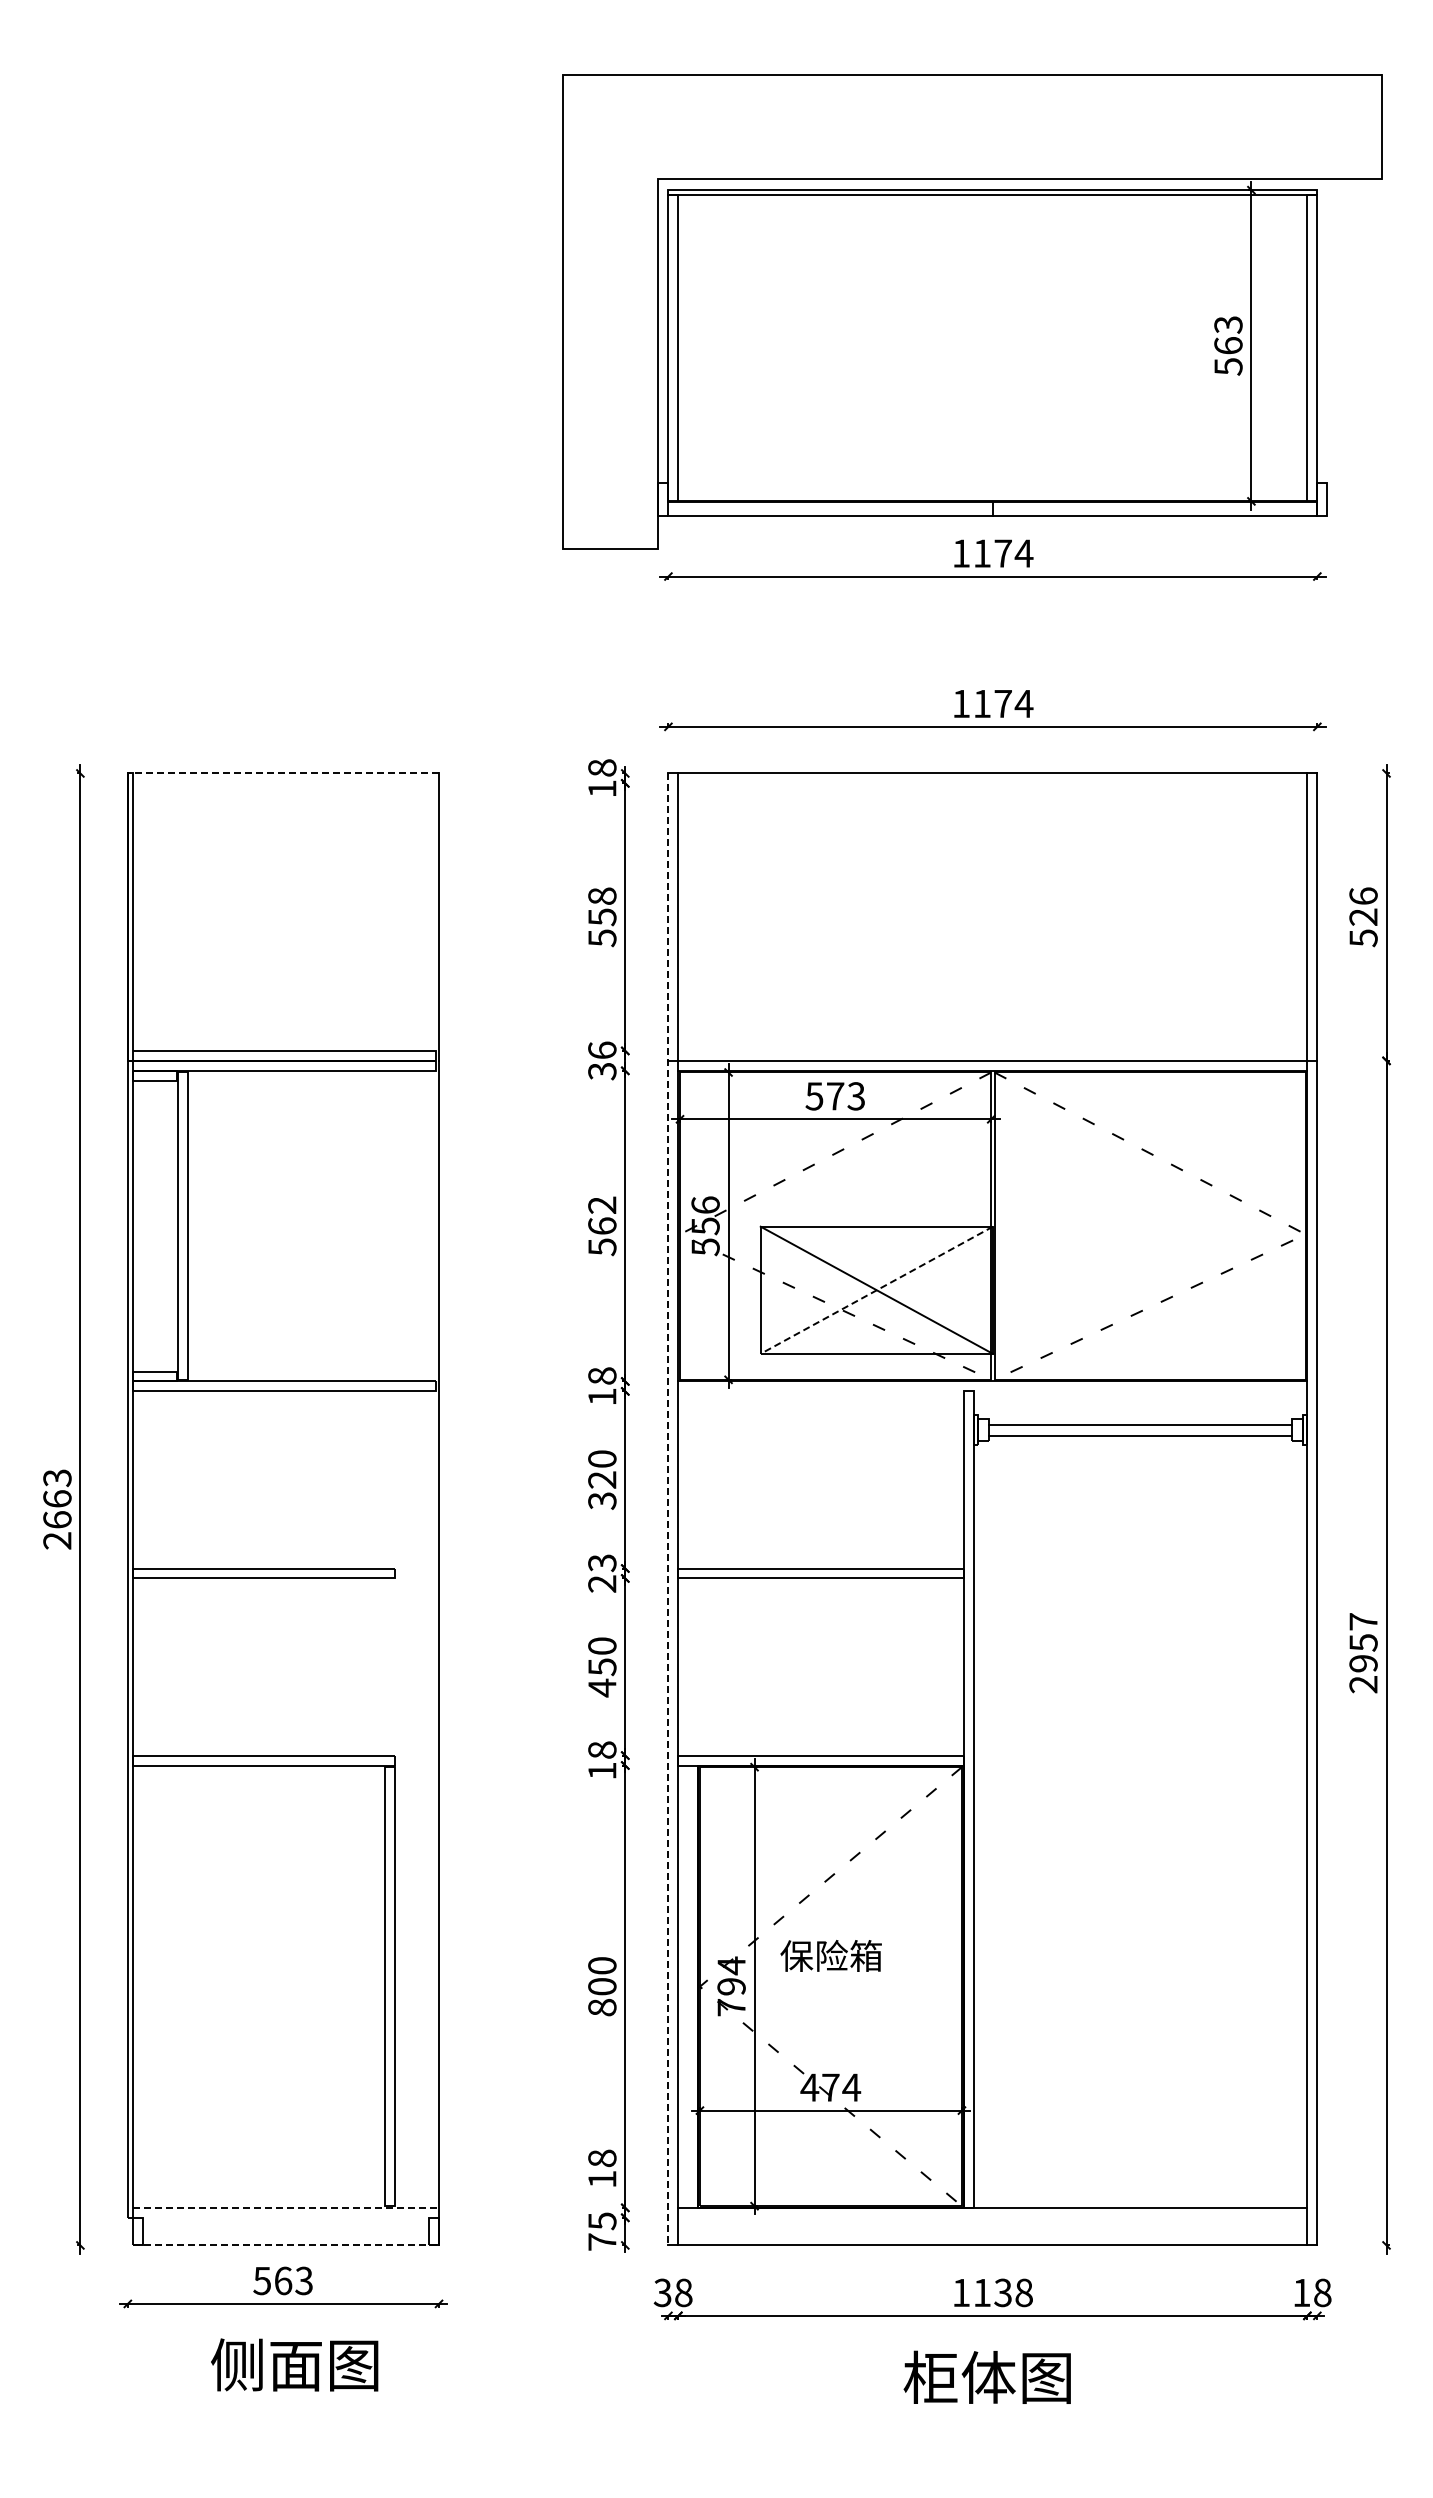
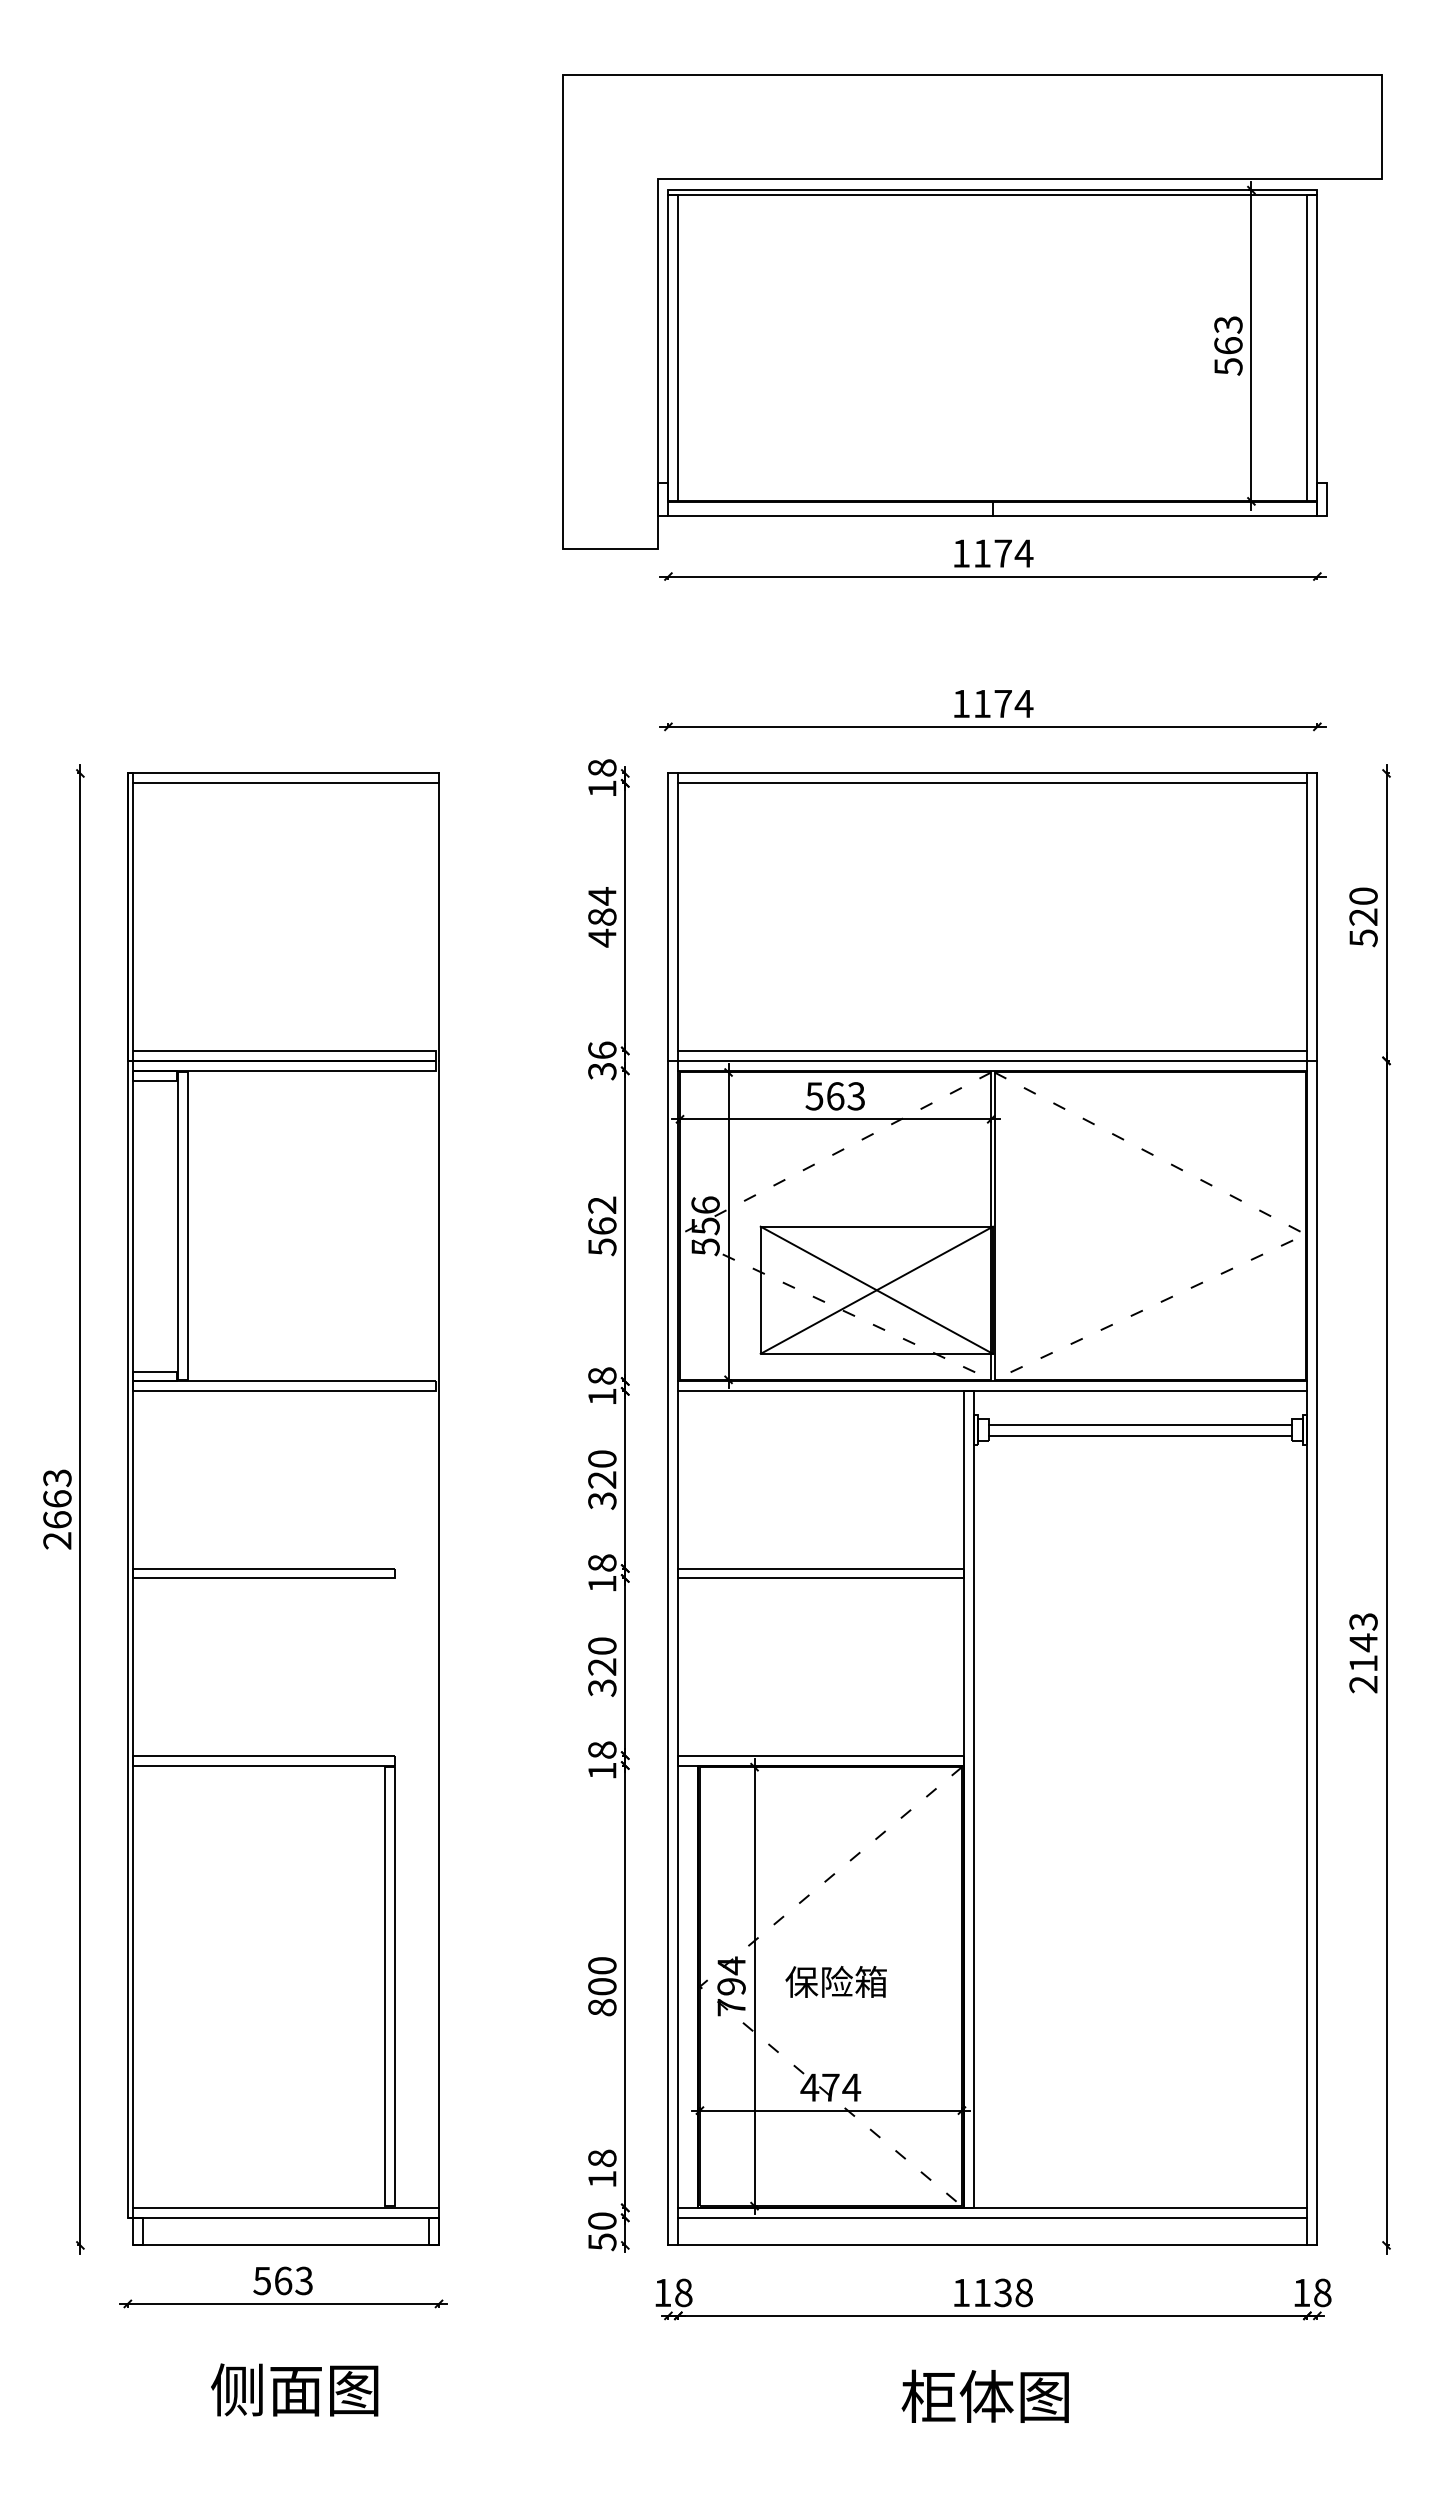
line: dashed -> solid (283, 773)
line: none -> present (285, 783)
line: none -> present (992, 783)
text: 526 -> 520 (1363, 895)
text: 558 -> 484 (602, 917)
line: none -> present (992, 1050)
text: 573 -> 563 (835, 1096)
line: dashed -> solid (876, 1290)
line: none -> present (992, 1391)
line: dashed -> solid (668, 1509)
text: 23 -> 18 (602, 1573)
text: 2957 -> 2143 (1363, 1642)
text: 450 -> 320 (602, 1677)
text position: (830, 1955) -> (835, 1981) (835, 1981)
line: dashed -> solid (286, 2207)
line: none -> present (283, 2217)
line: none -> present (992, 2217)
text: 75 -> 50 (602, 2231)
line: dashed -> solid (286, 2245)
text: 38 -> 18 (662, 2292)
text position: (294, 2364) -> (294, 2389) (294, 2389)
text position: (986, 2376) -> (984, 2395) (984, 2395)
